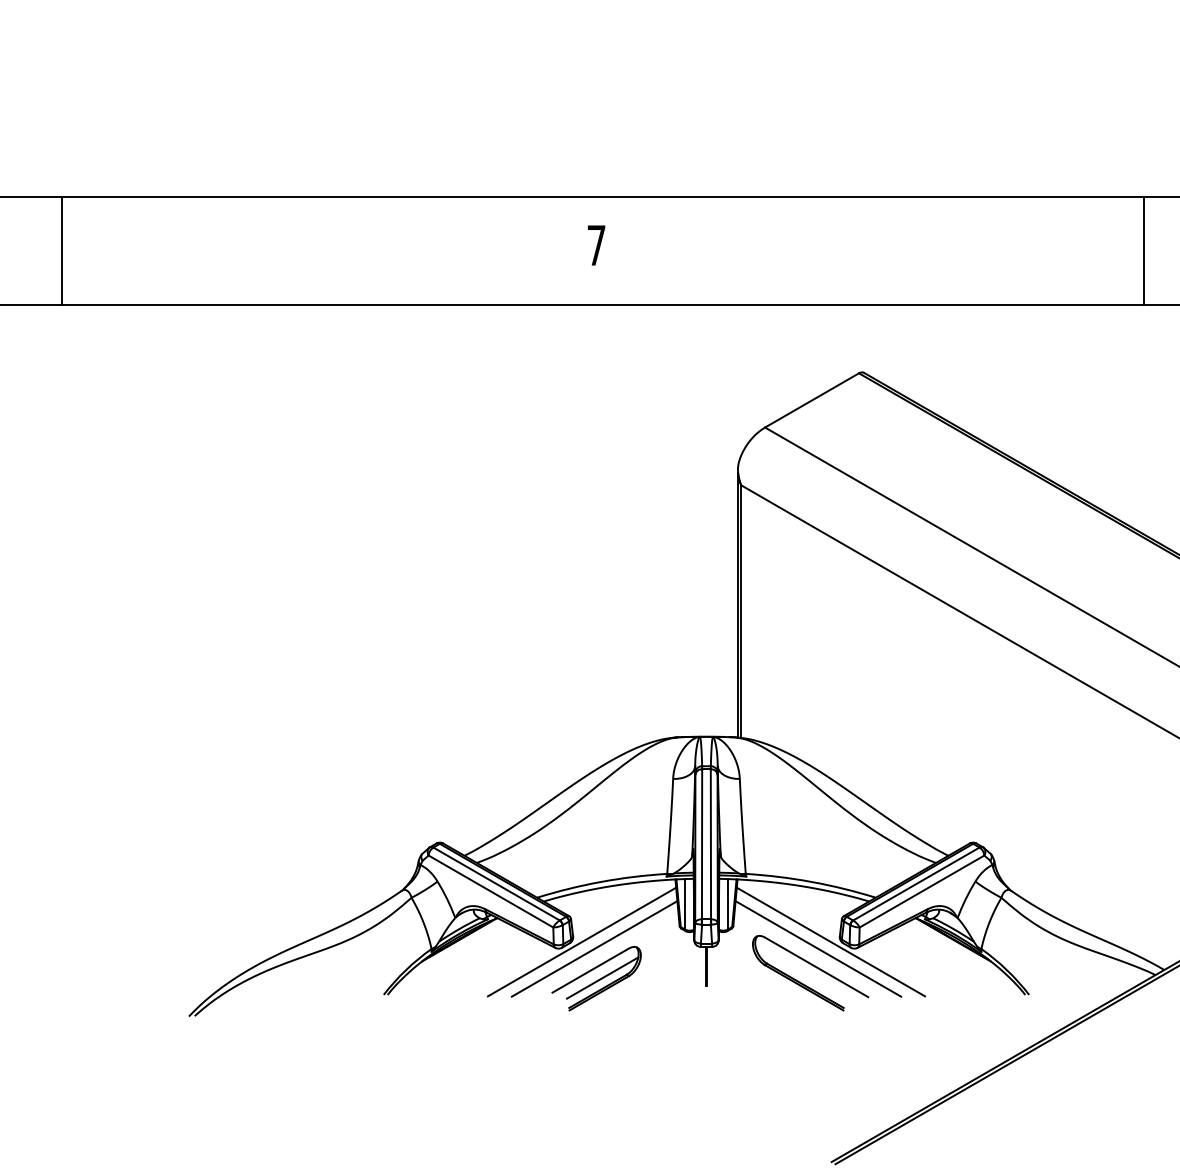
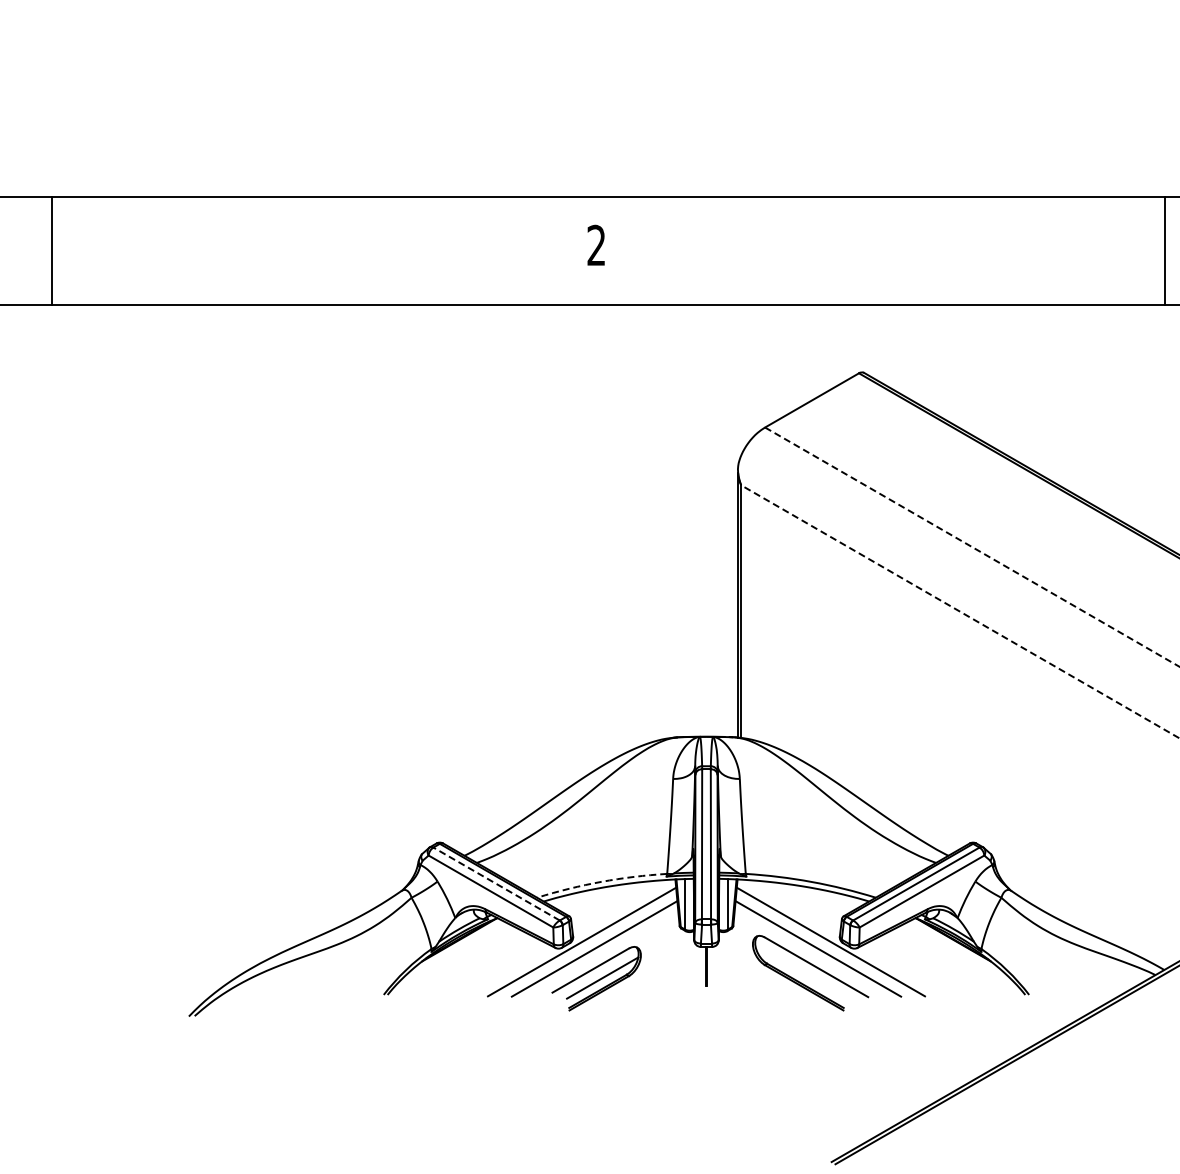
text: 7 -> 2 (596, 244)
line position: (61, 250) -> (51, 250) (51, 250)
line position: (1143, 250) -> (1164, 250) (1164, 250)
line: solid -> dashed (972, 547)
line: solid -> dashed (960, 611)
arc: solid -> dashed (601, 881)
line: solid -> dashed (496, 884)
